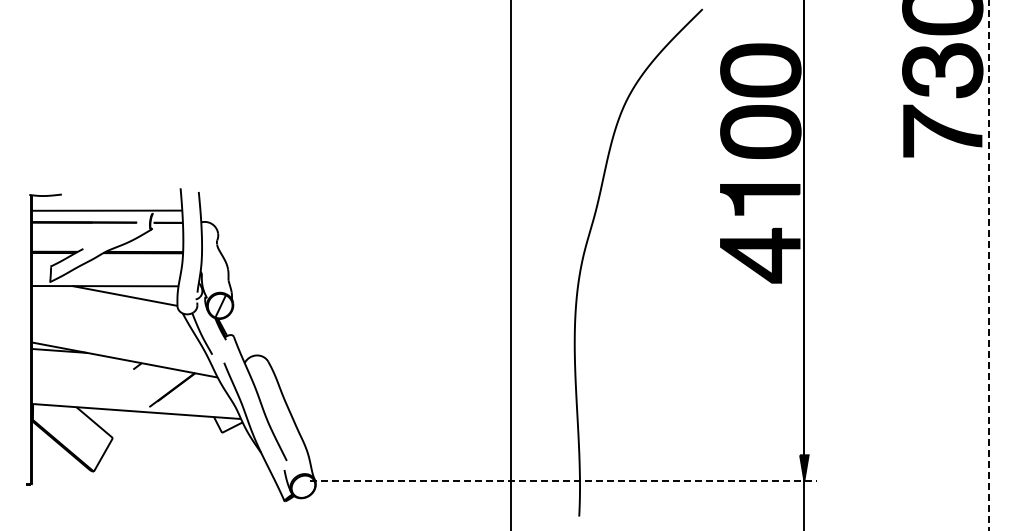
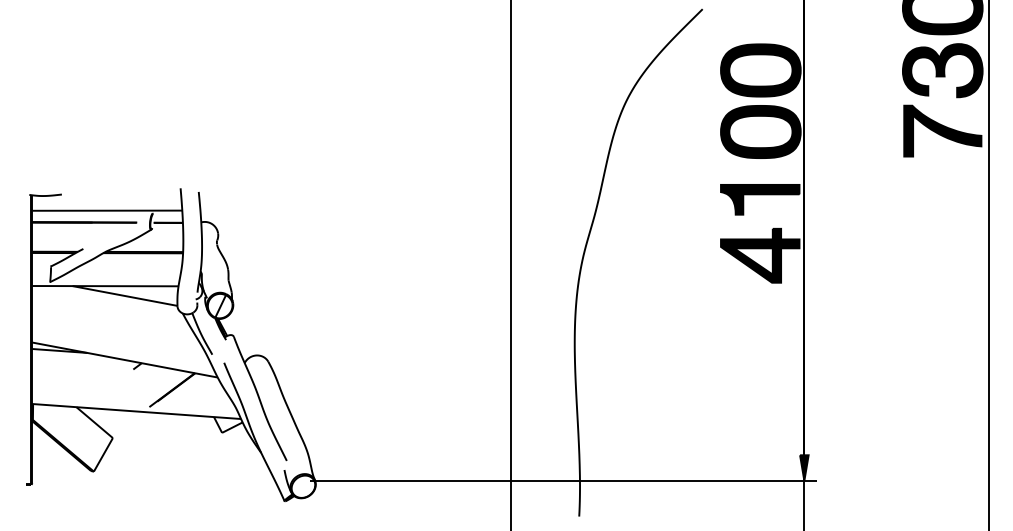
line: dashed -> solid (988, 265)
line: dashed -> solid (564, 480)
